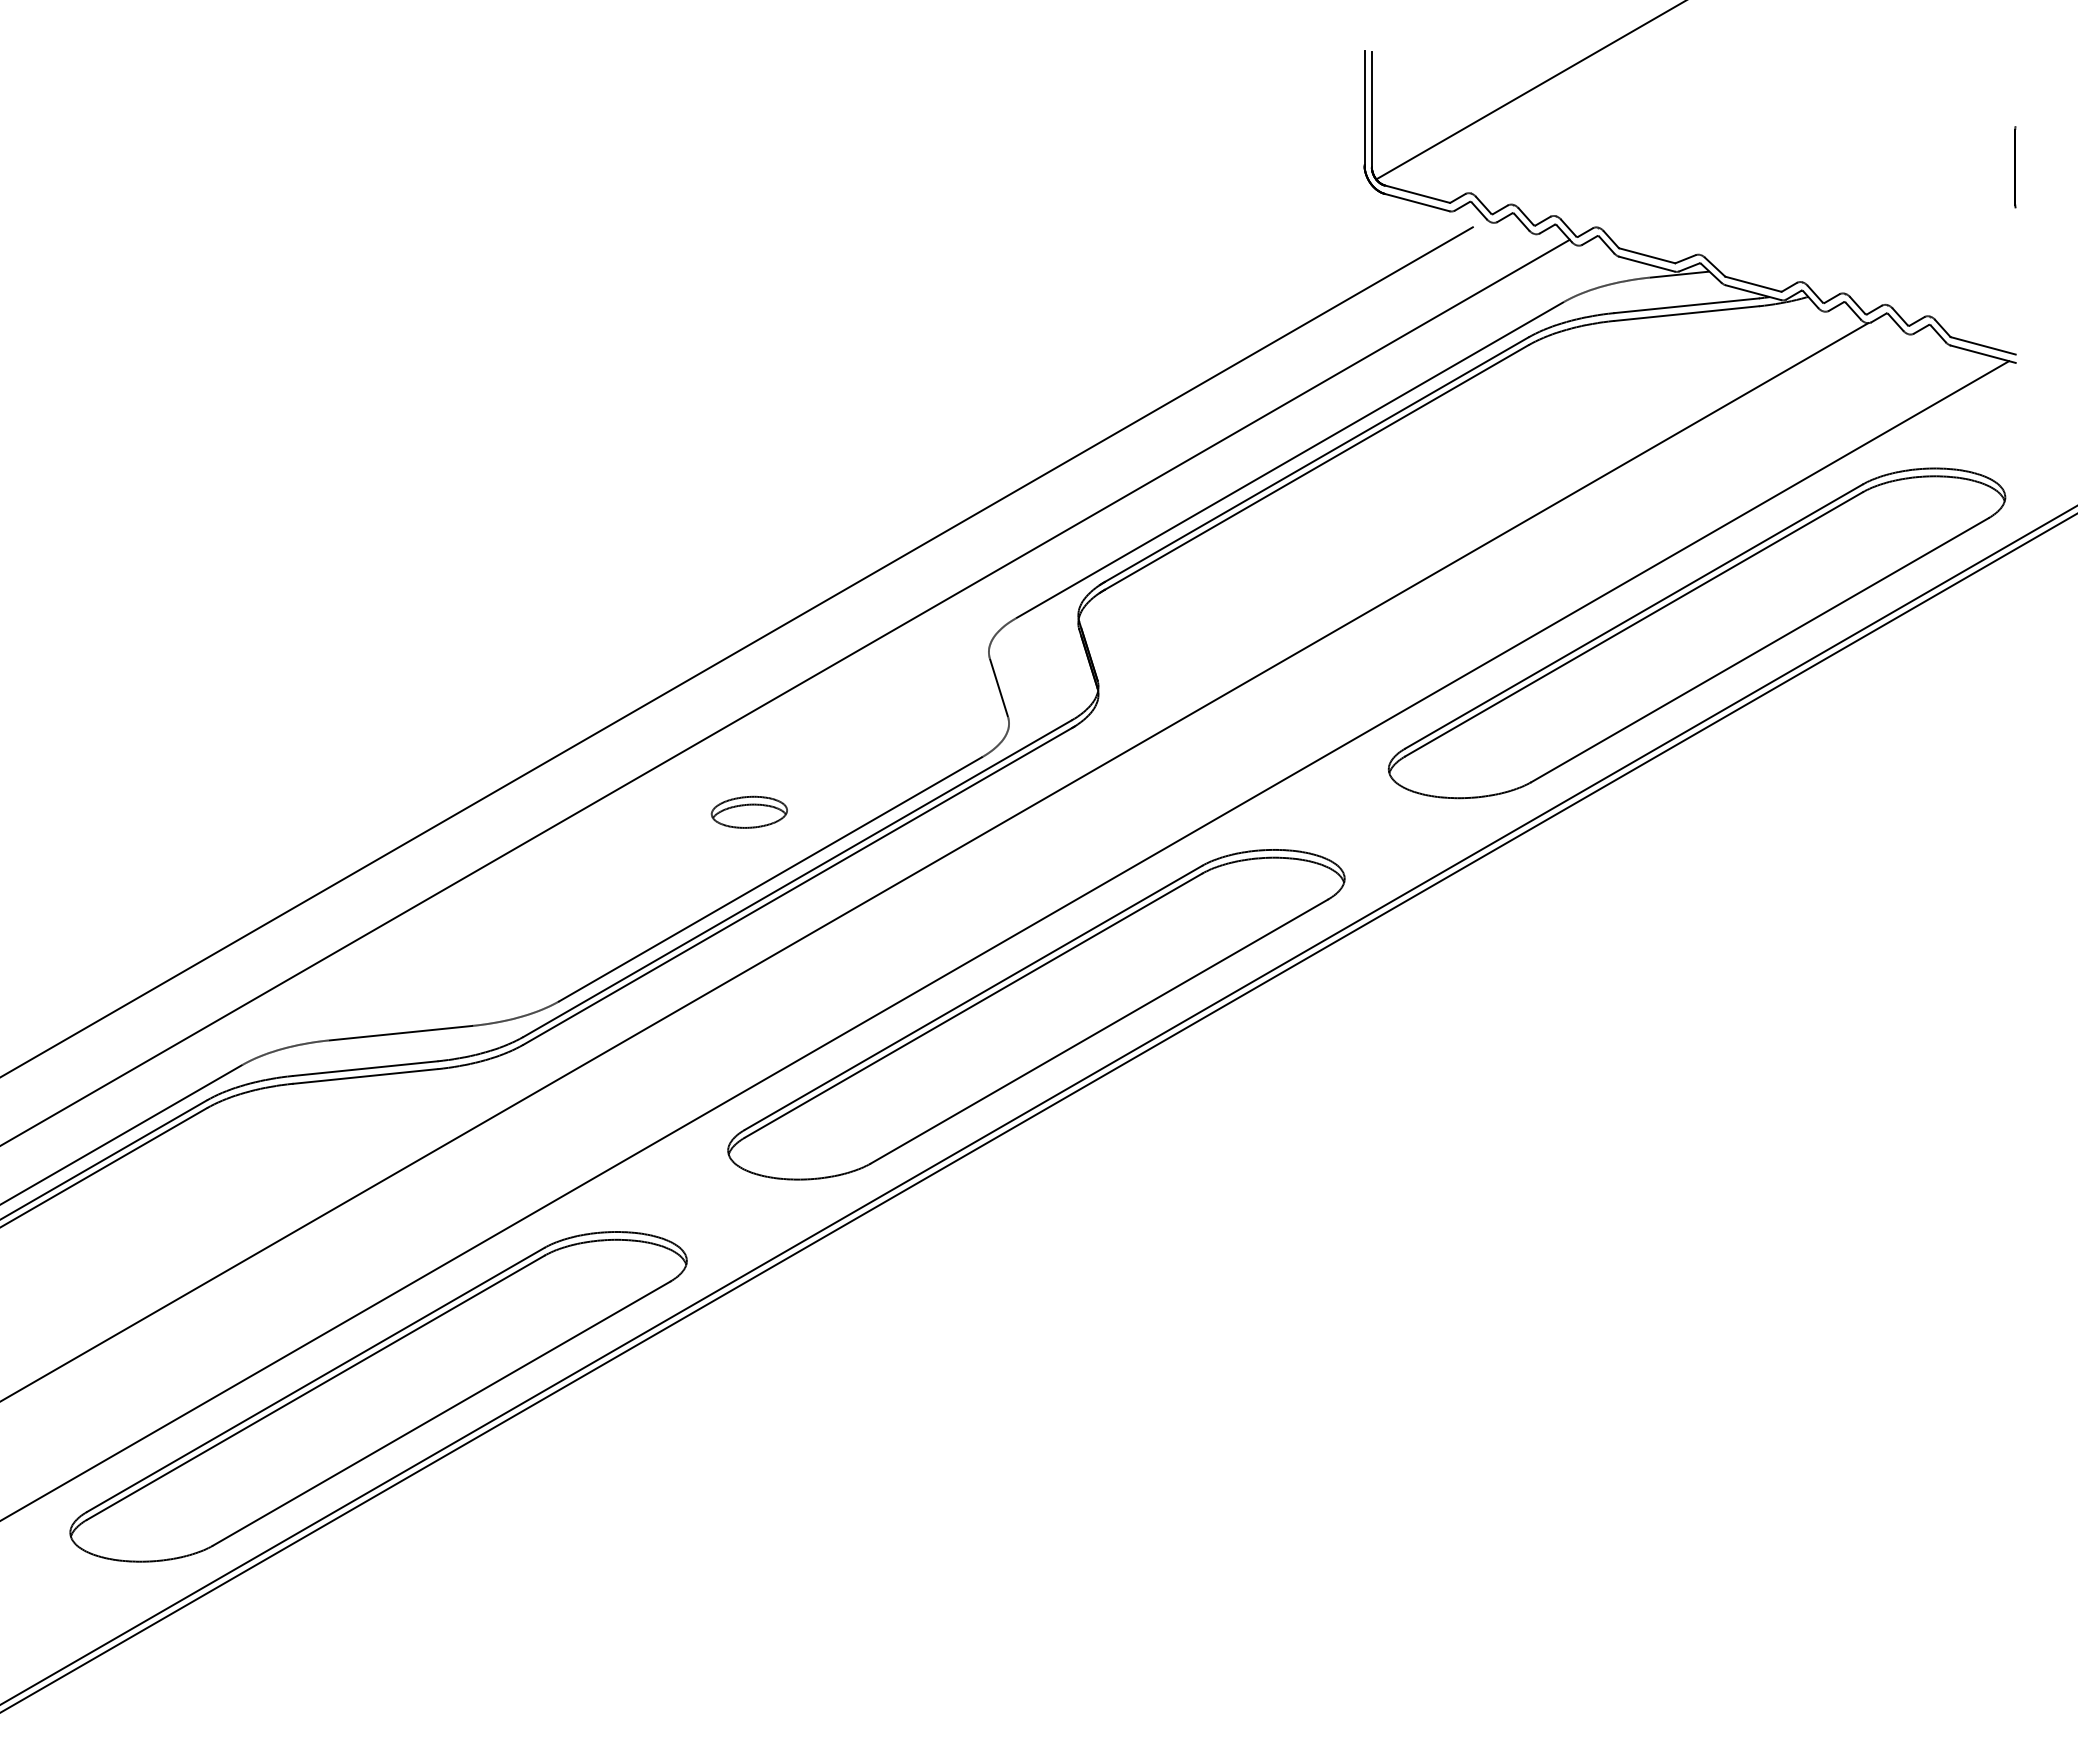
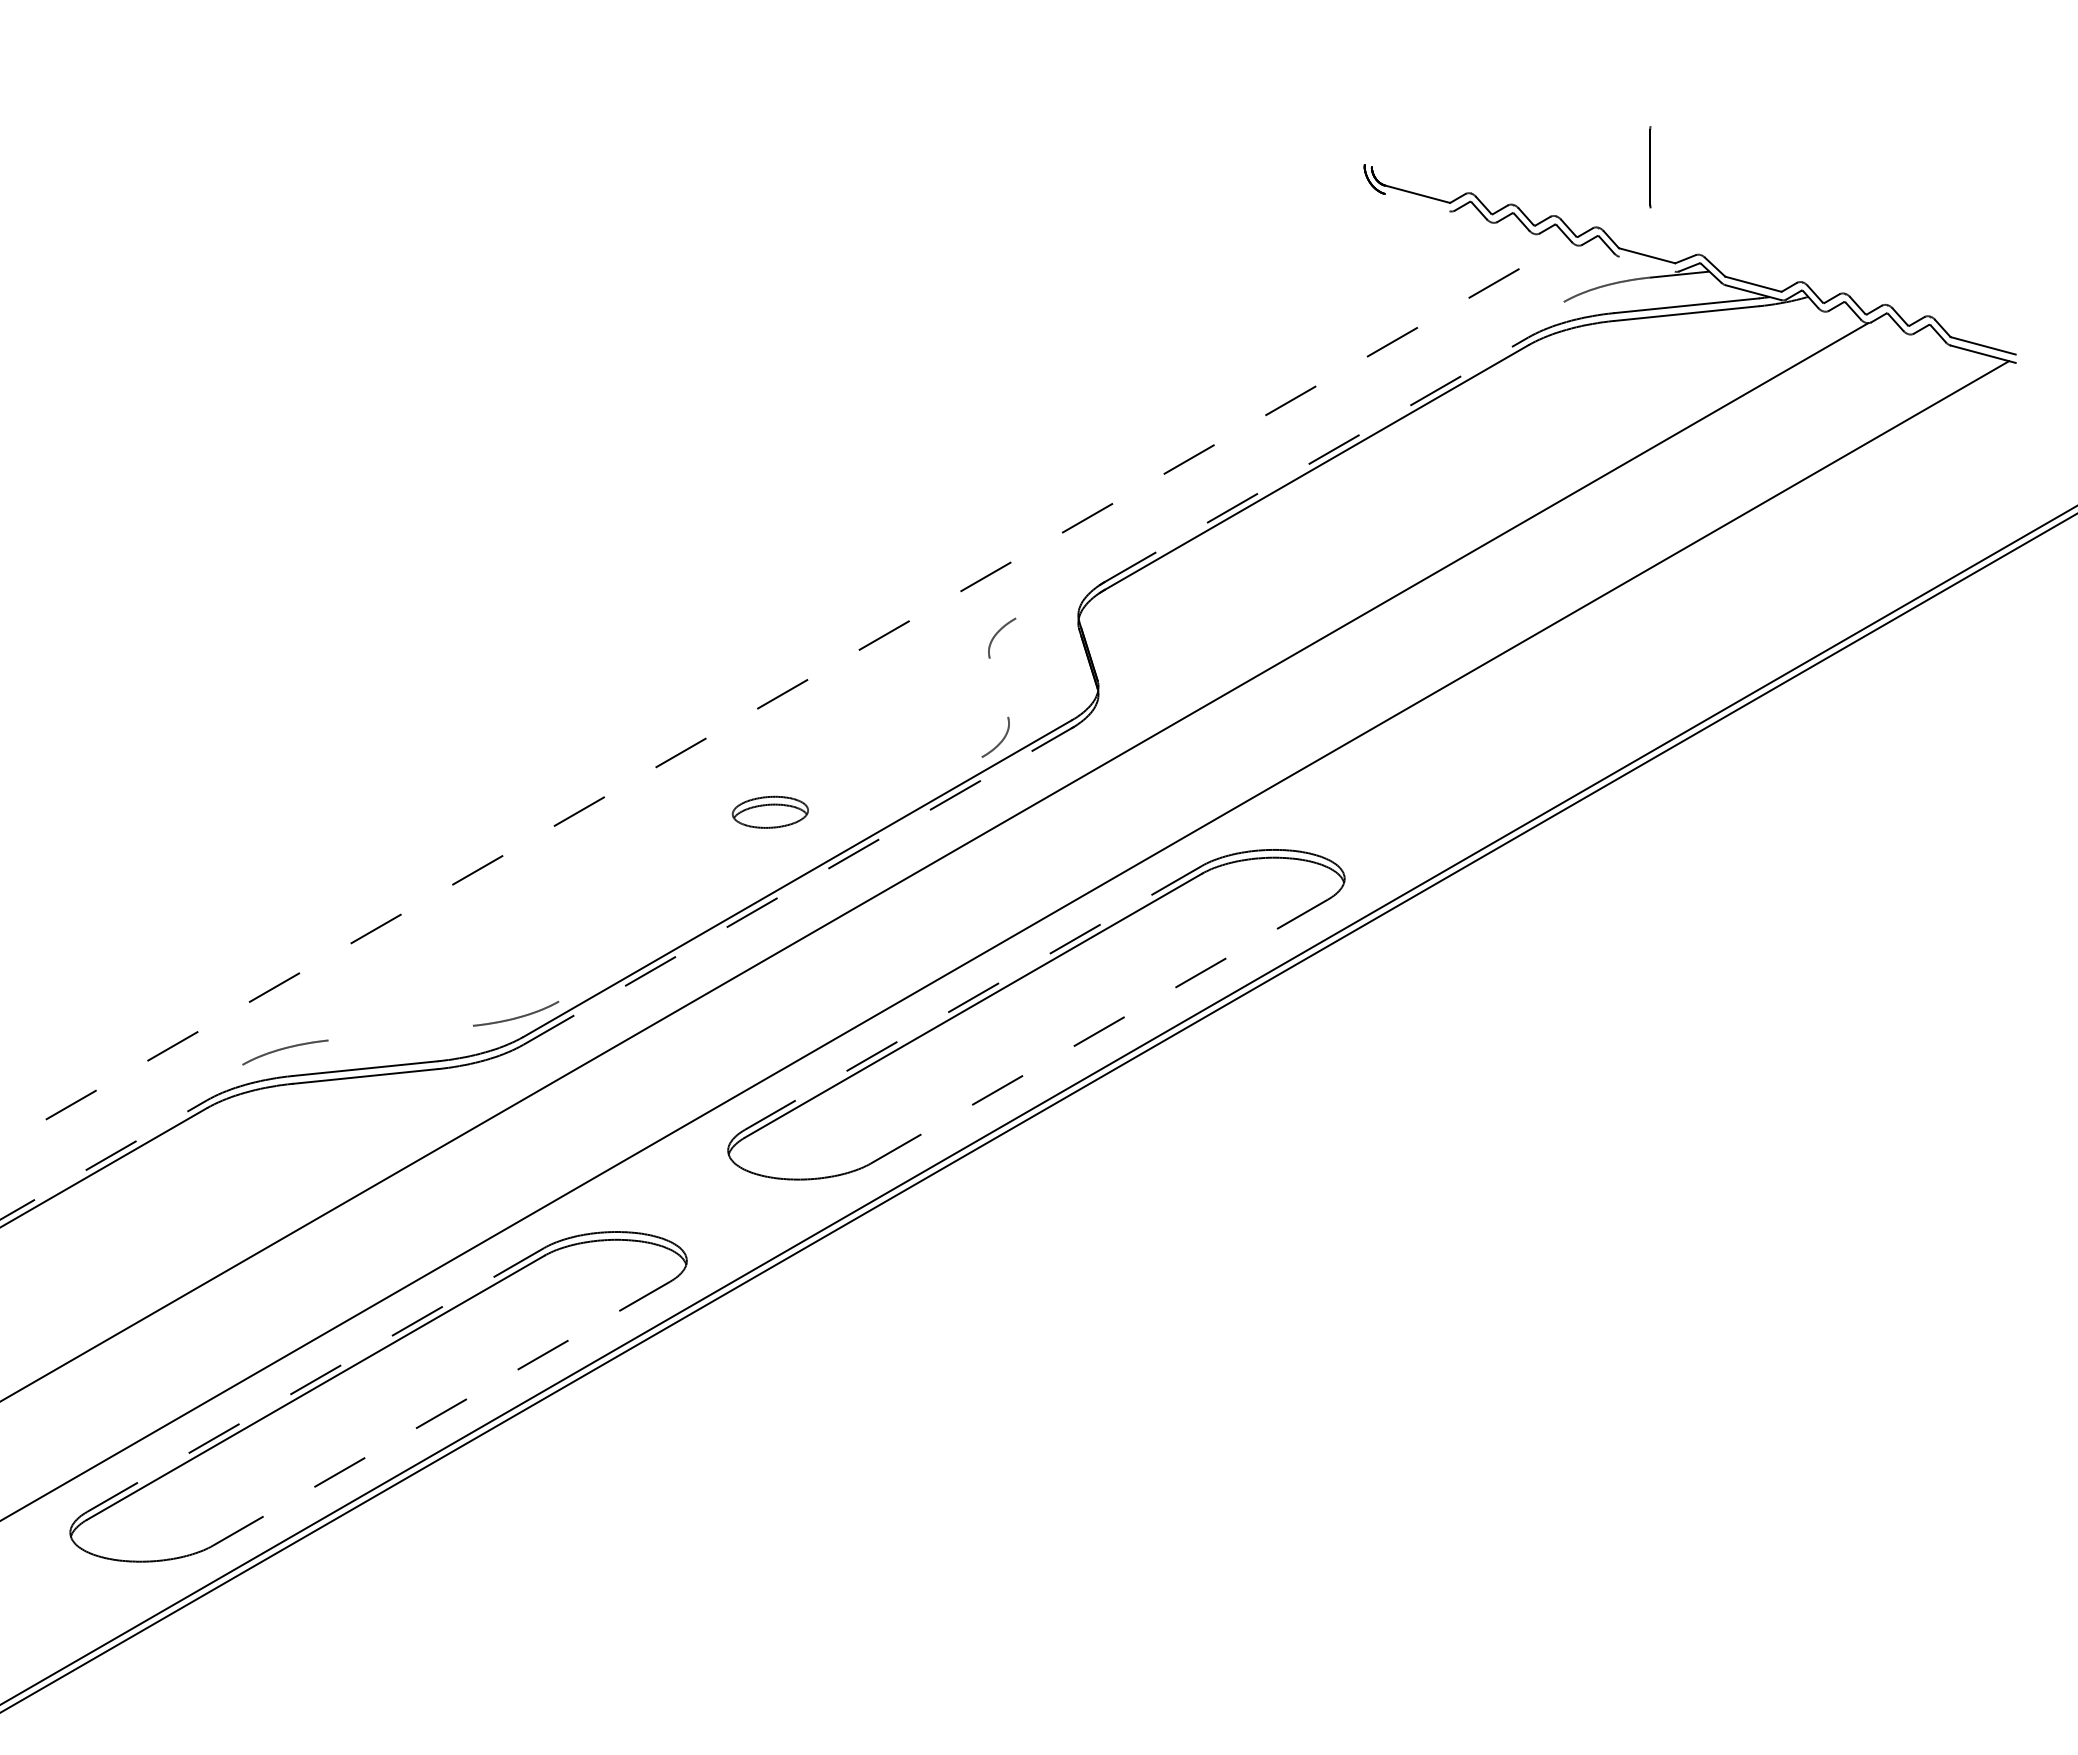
line: present -> none (1529, 90)
line: present -> none (1364, 107)
line: present -> none (1371, 109)
line position: (2015, 167) -> (1650, 167) (1650, 167)
line: present -> none (1416, 202)
line: present -> none (1646, 263)
line: solid -> dashed (1317, 459)
line: present -> none (1289, 460)
part: present -> none (1696, 633)
line: present -> none (737, 651)
line: present -> none (998, 687)
line: solid -> dashed (785, 692)
part position: (748, 811) -> (769, 811) (769, 811)
line: present -> none (769, 879)
line: solid -> dashed (799, 885)
line: solid -> dashed (973, 997)
line: solid -> dashed (1099, 1031)
line: present -> none (400, 1032)
line: present -> none (122, 1133)
line: solid -> dashed (104, 1159)
line: solid -> dashed (315, 1379)
line: solid -> dashed (441, 1413)
